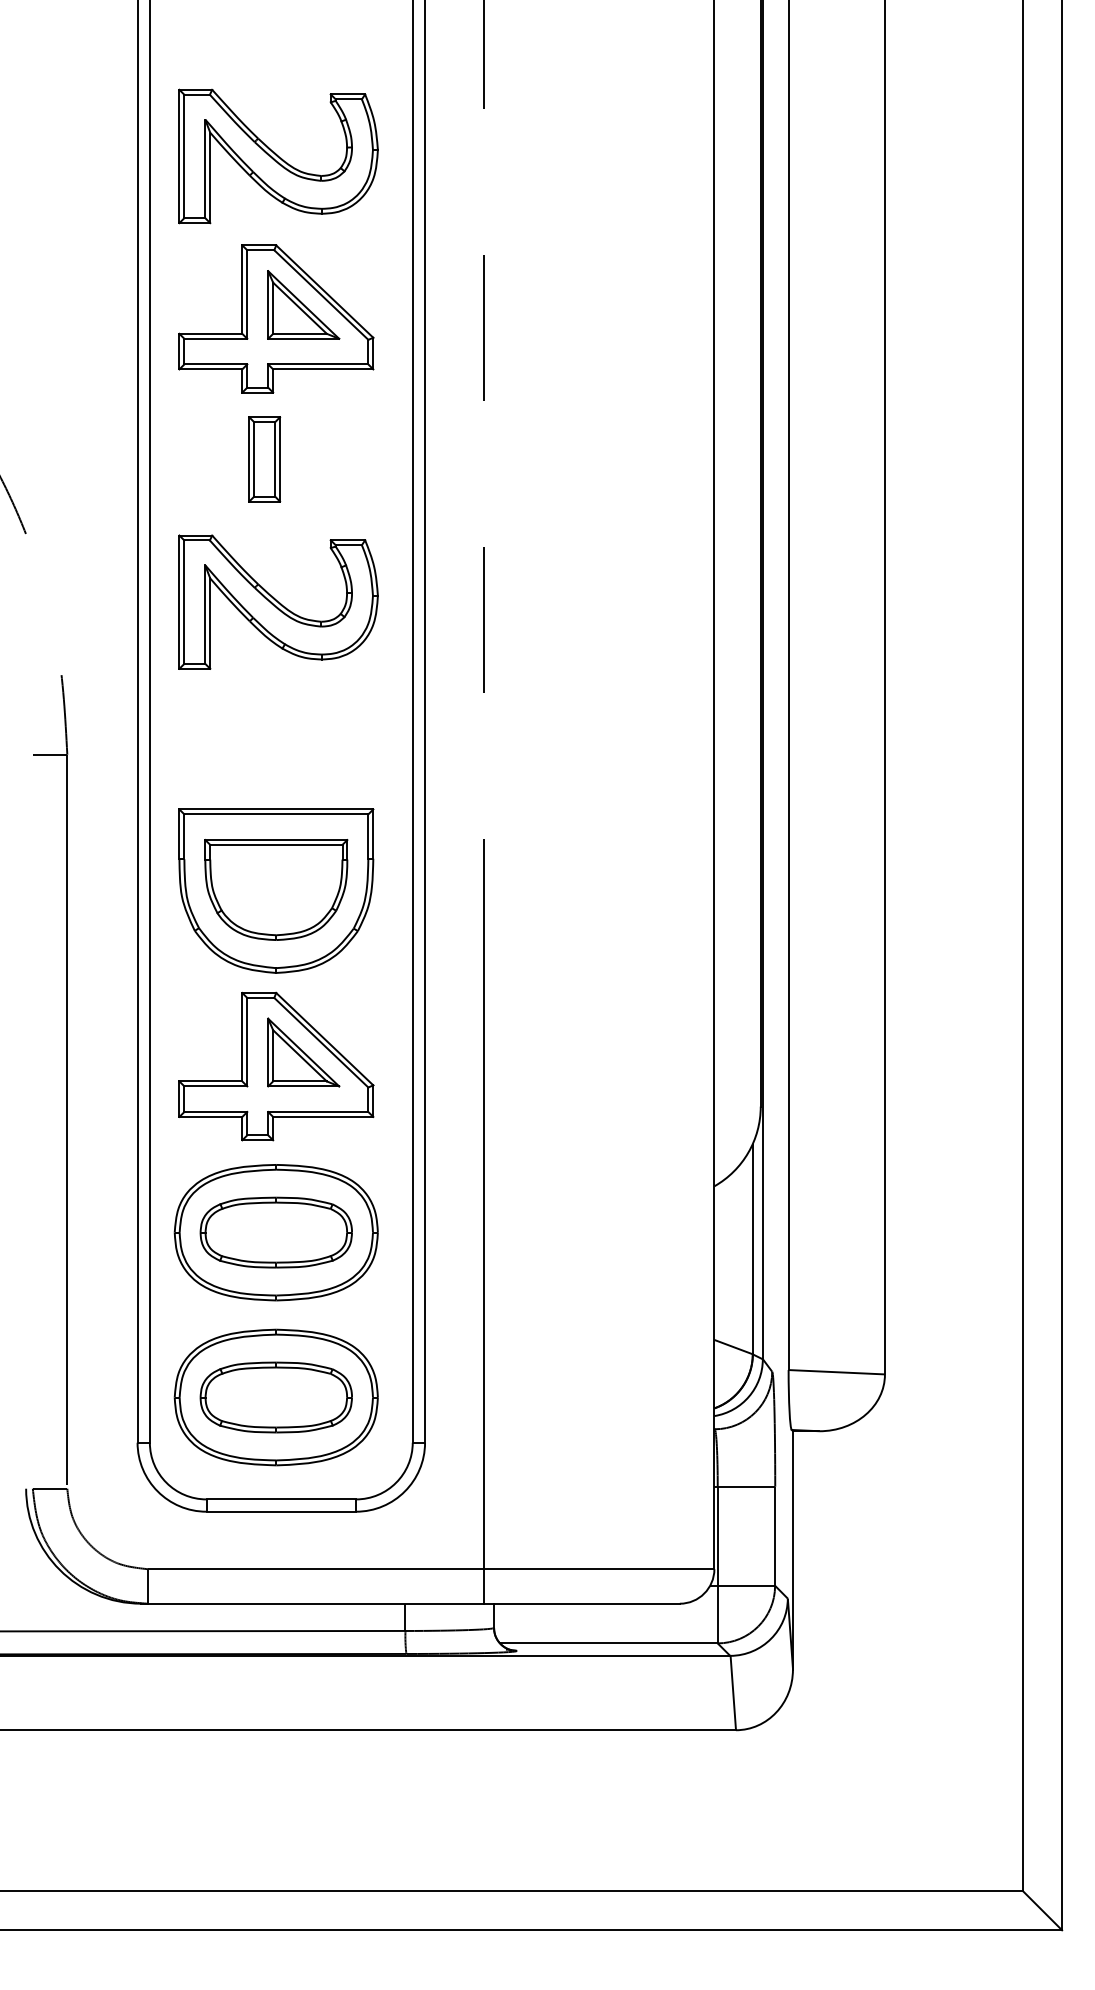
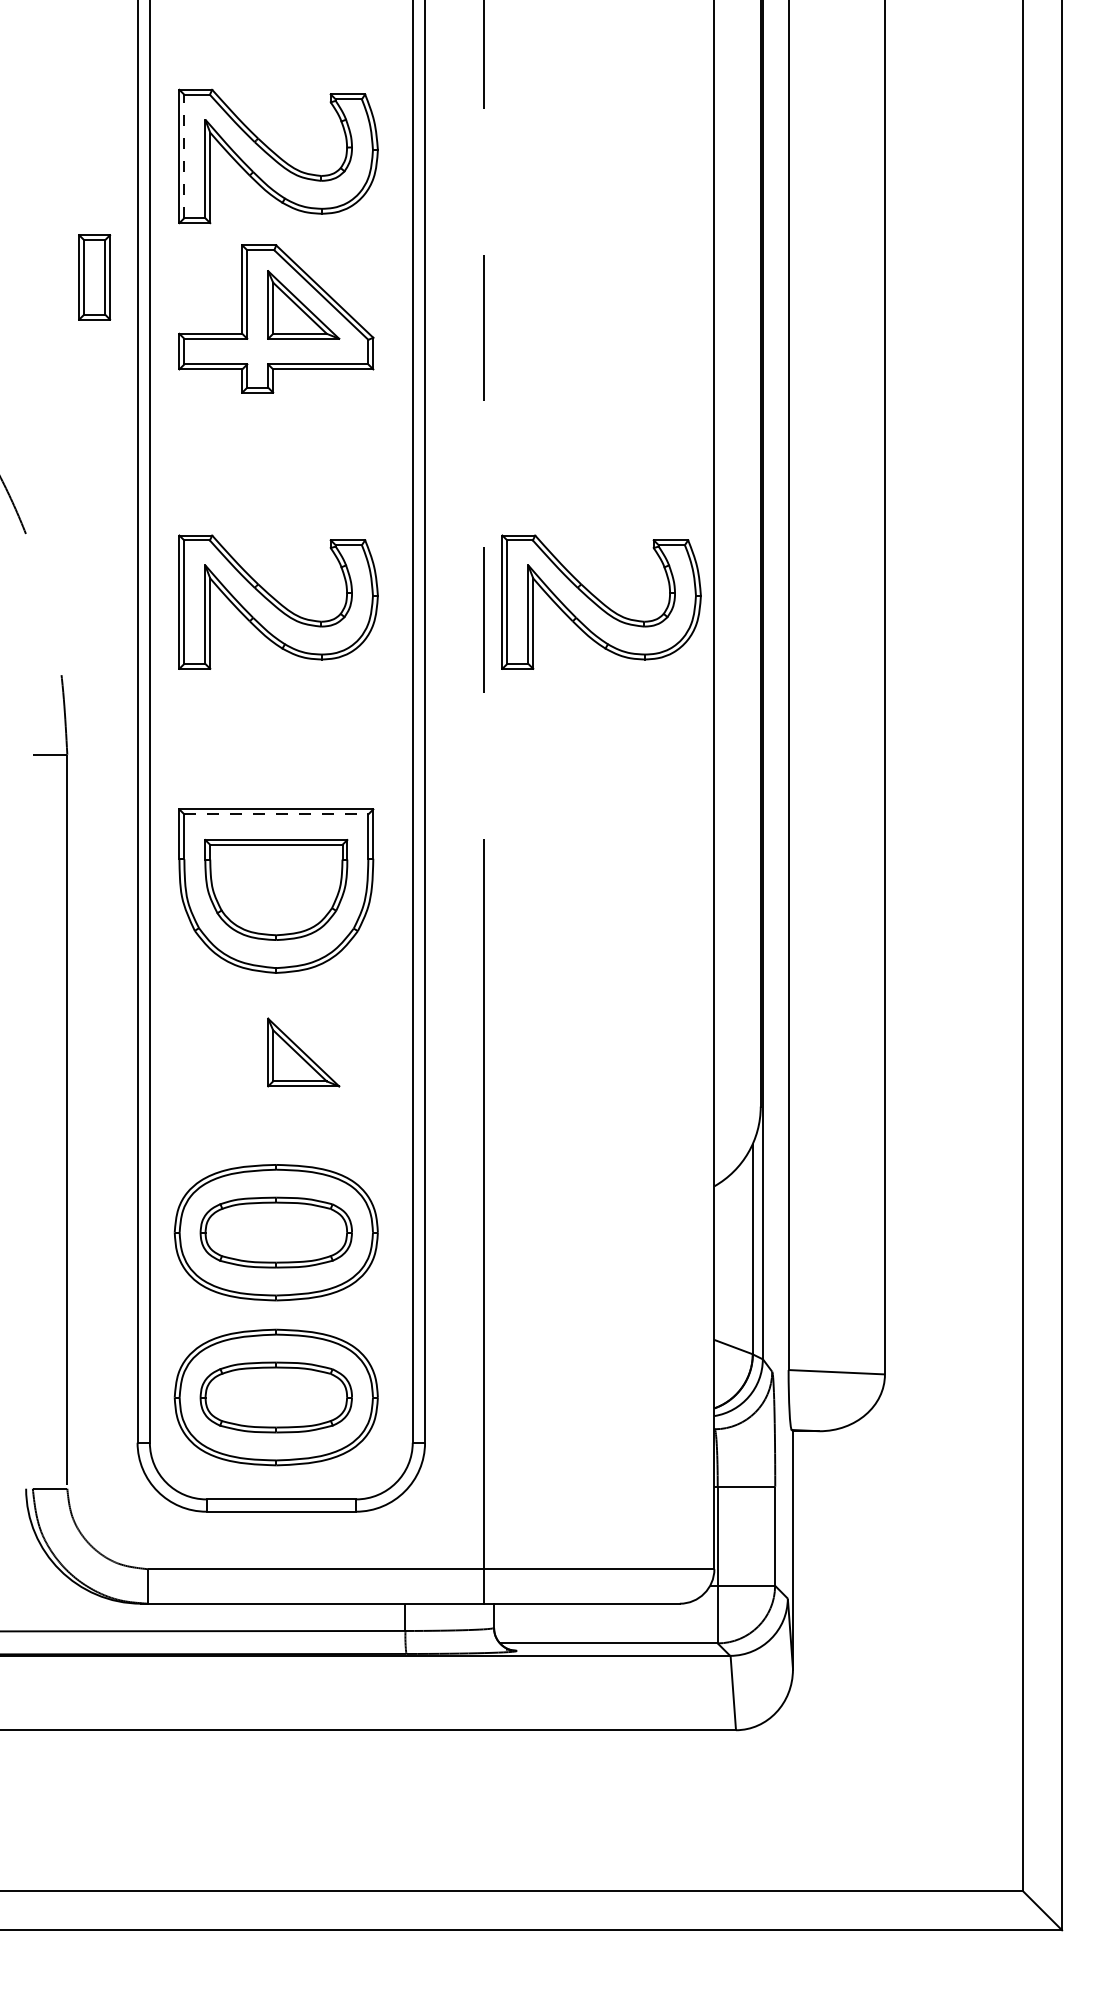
line: solid -> dashed (184, 156)
part position: (264, 459) -> (94, 277) (94, 277)
part: none -> present (601, 601)
line: solid -> dashed (276, 814)
part: present -> none (276, 1066)
